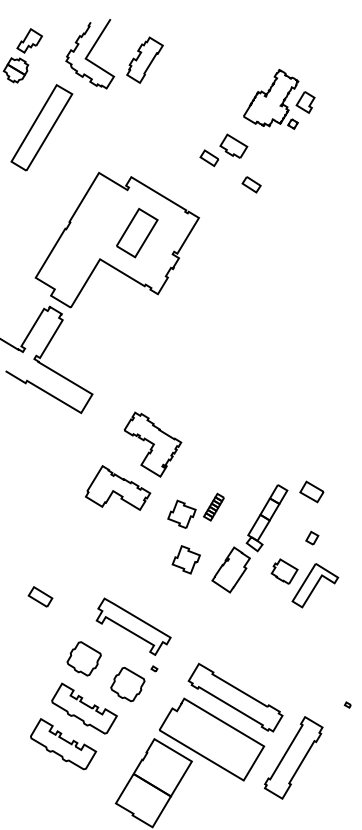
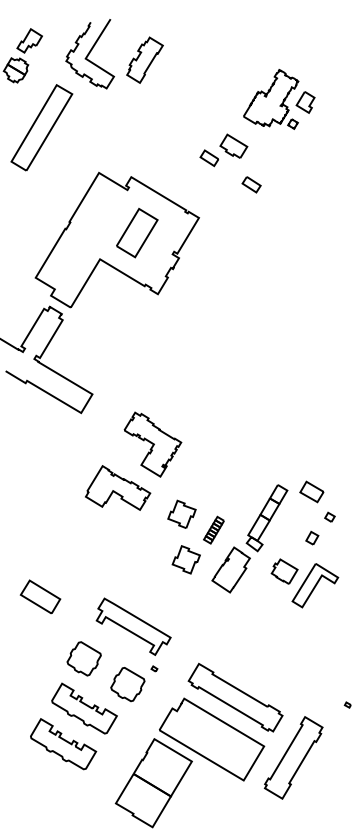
part position: (213, 506) -> (213, 529) (213, 529)
part: none -> present (329, 516)
part size: 27x22 px -> 43x36 px (40, 596)
